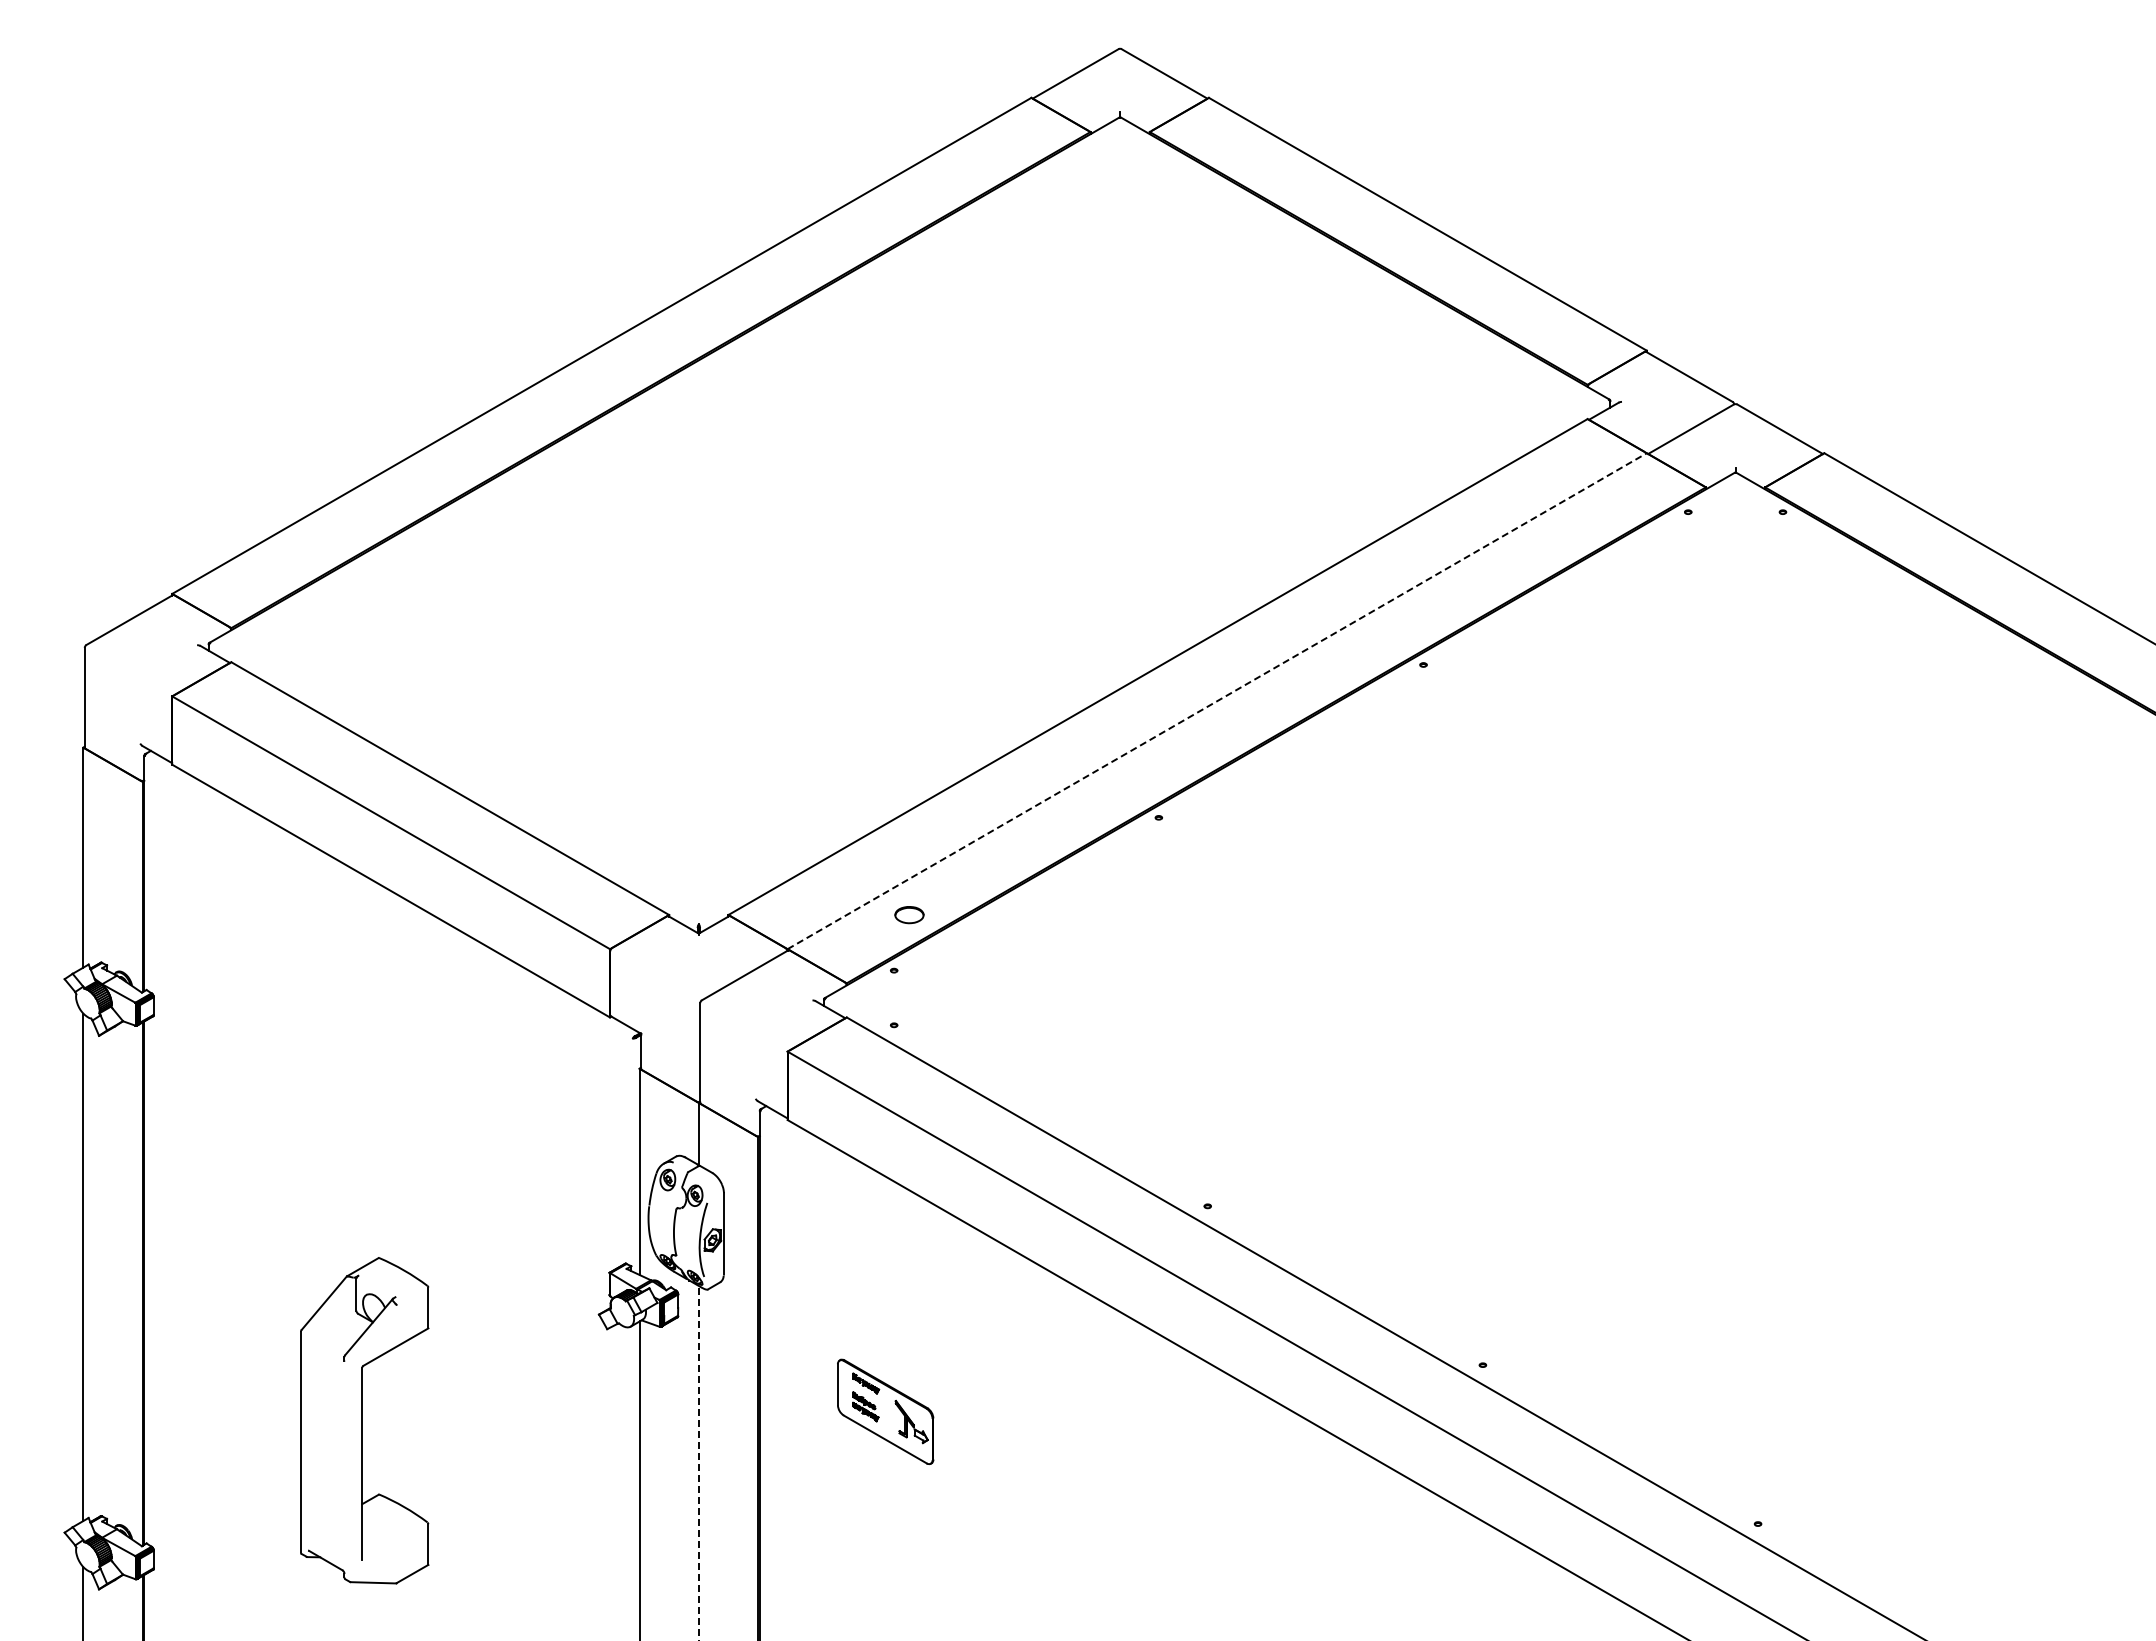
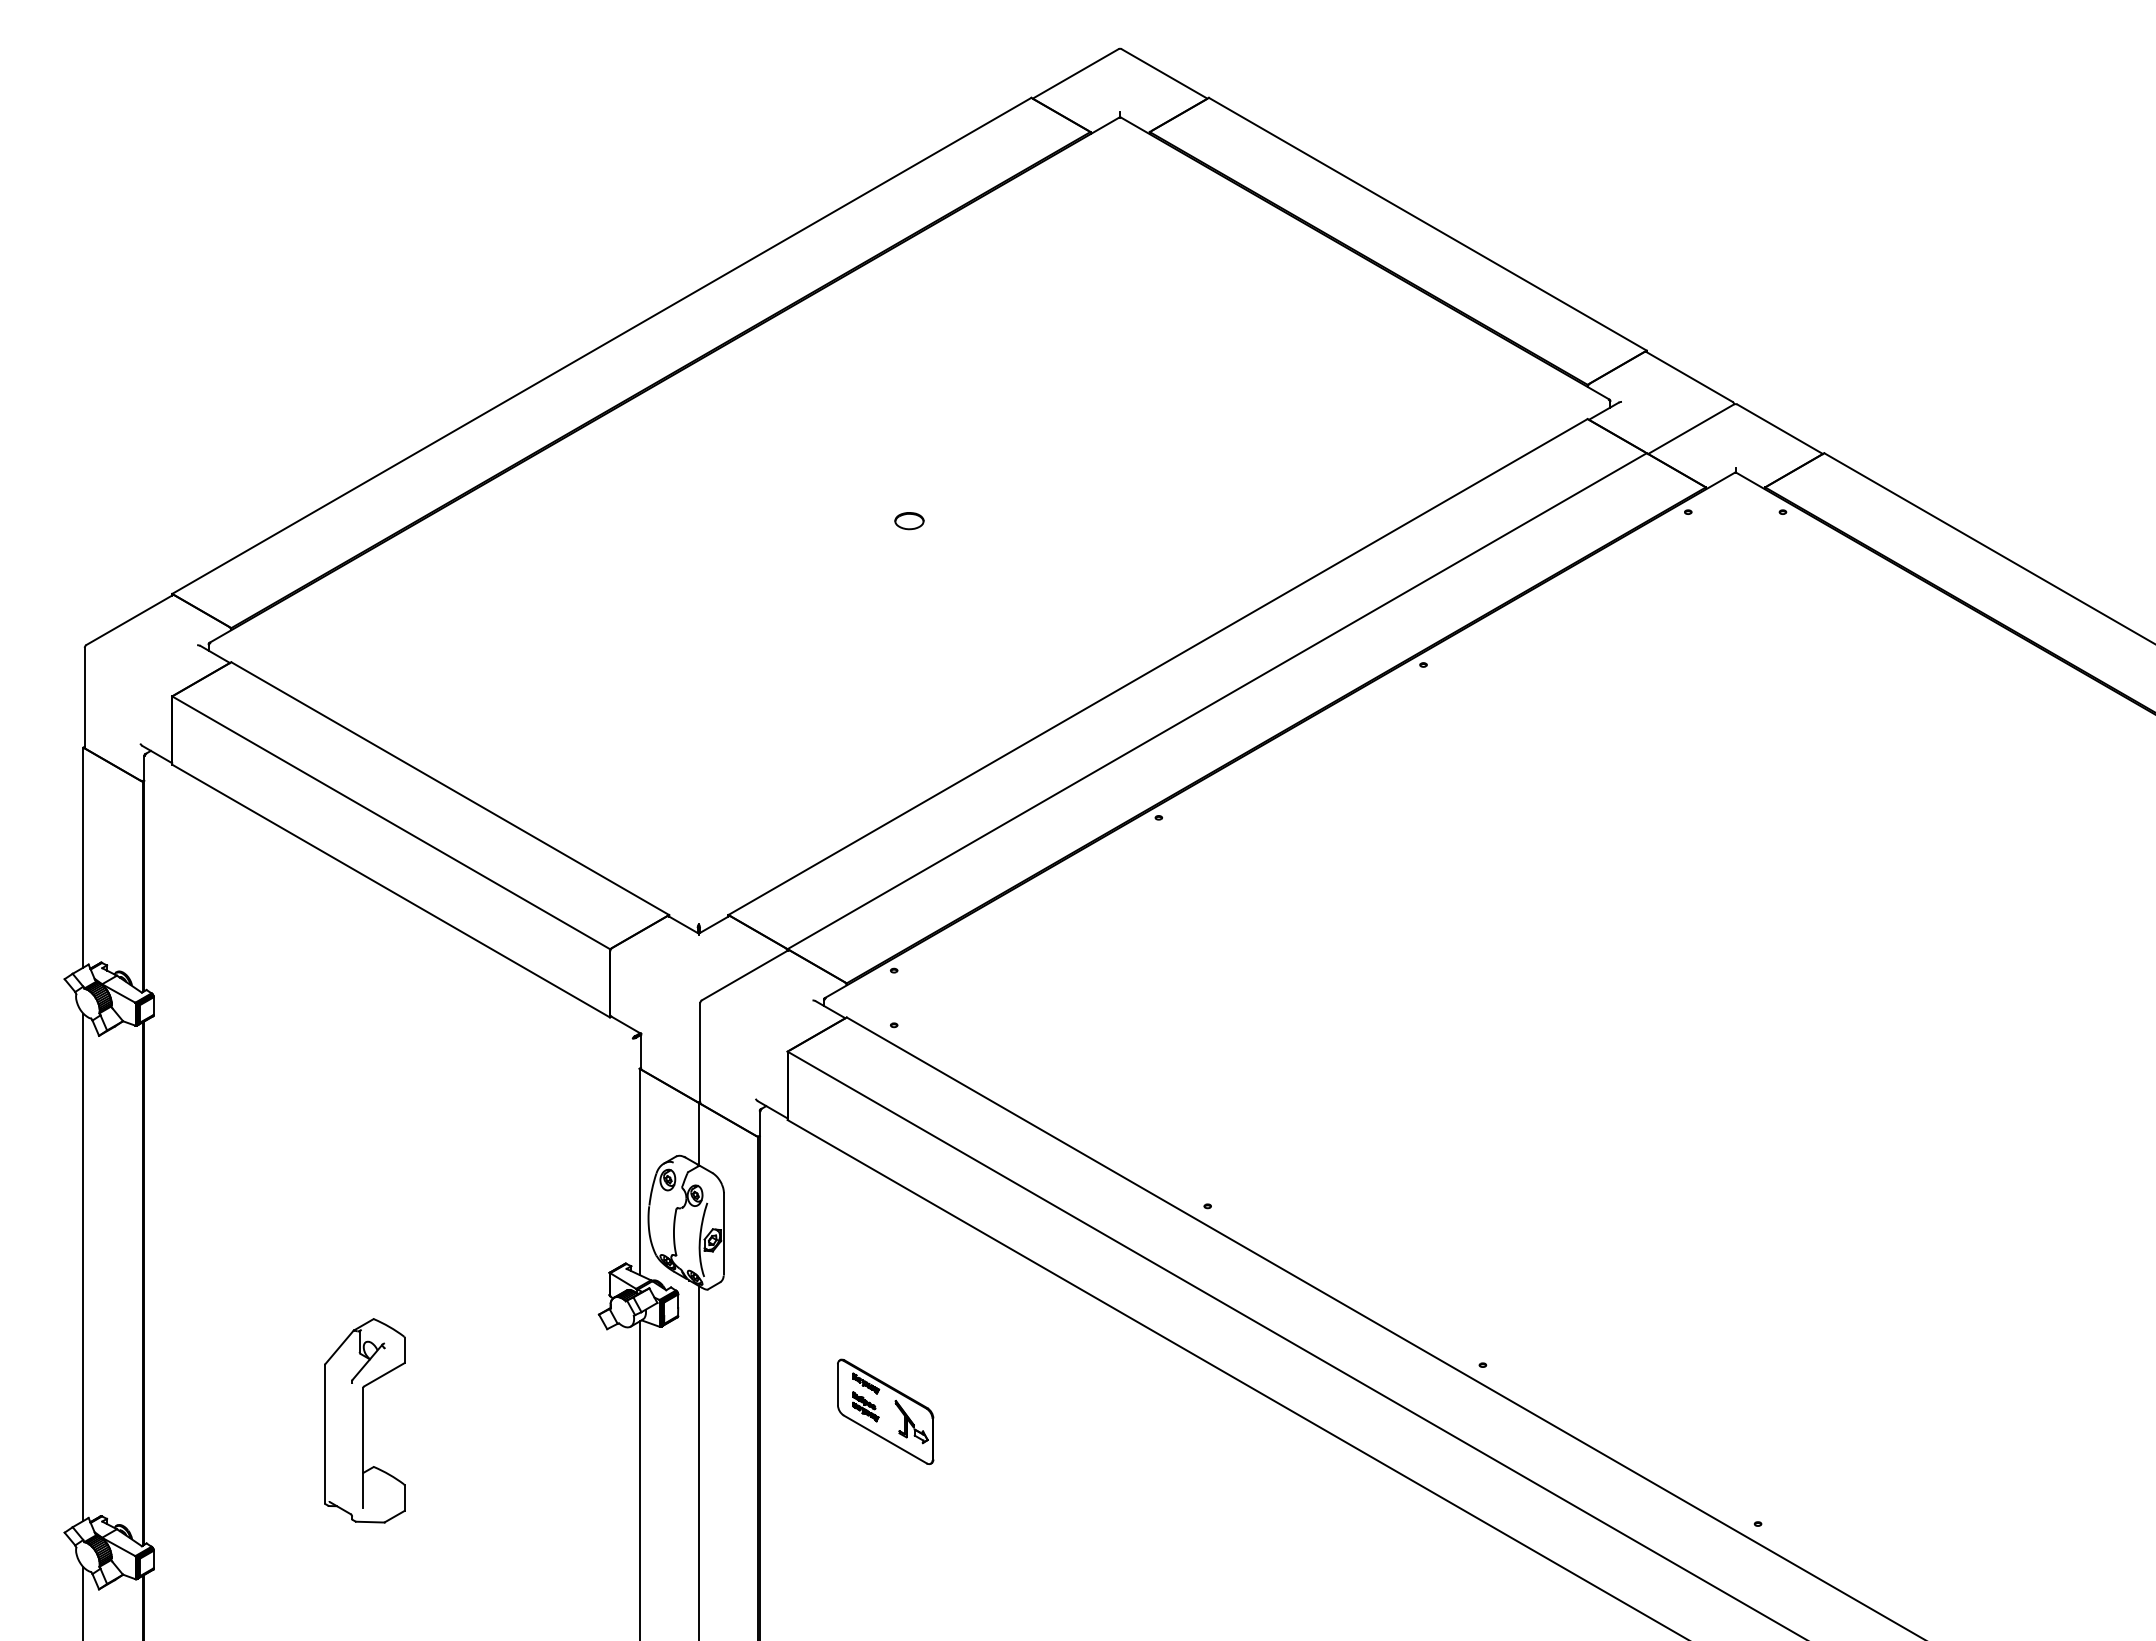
line: dashed -> solid (1217, 700)
part position: (909, 915) -> (909, 521) (909, 521)
part size: 130x328 px -> 82x206 px (364, 1420)
line: dashed -> solid (698, 1462)
